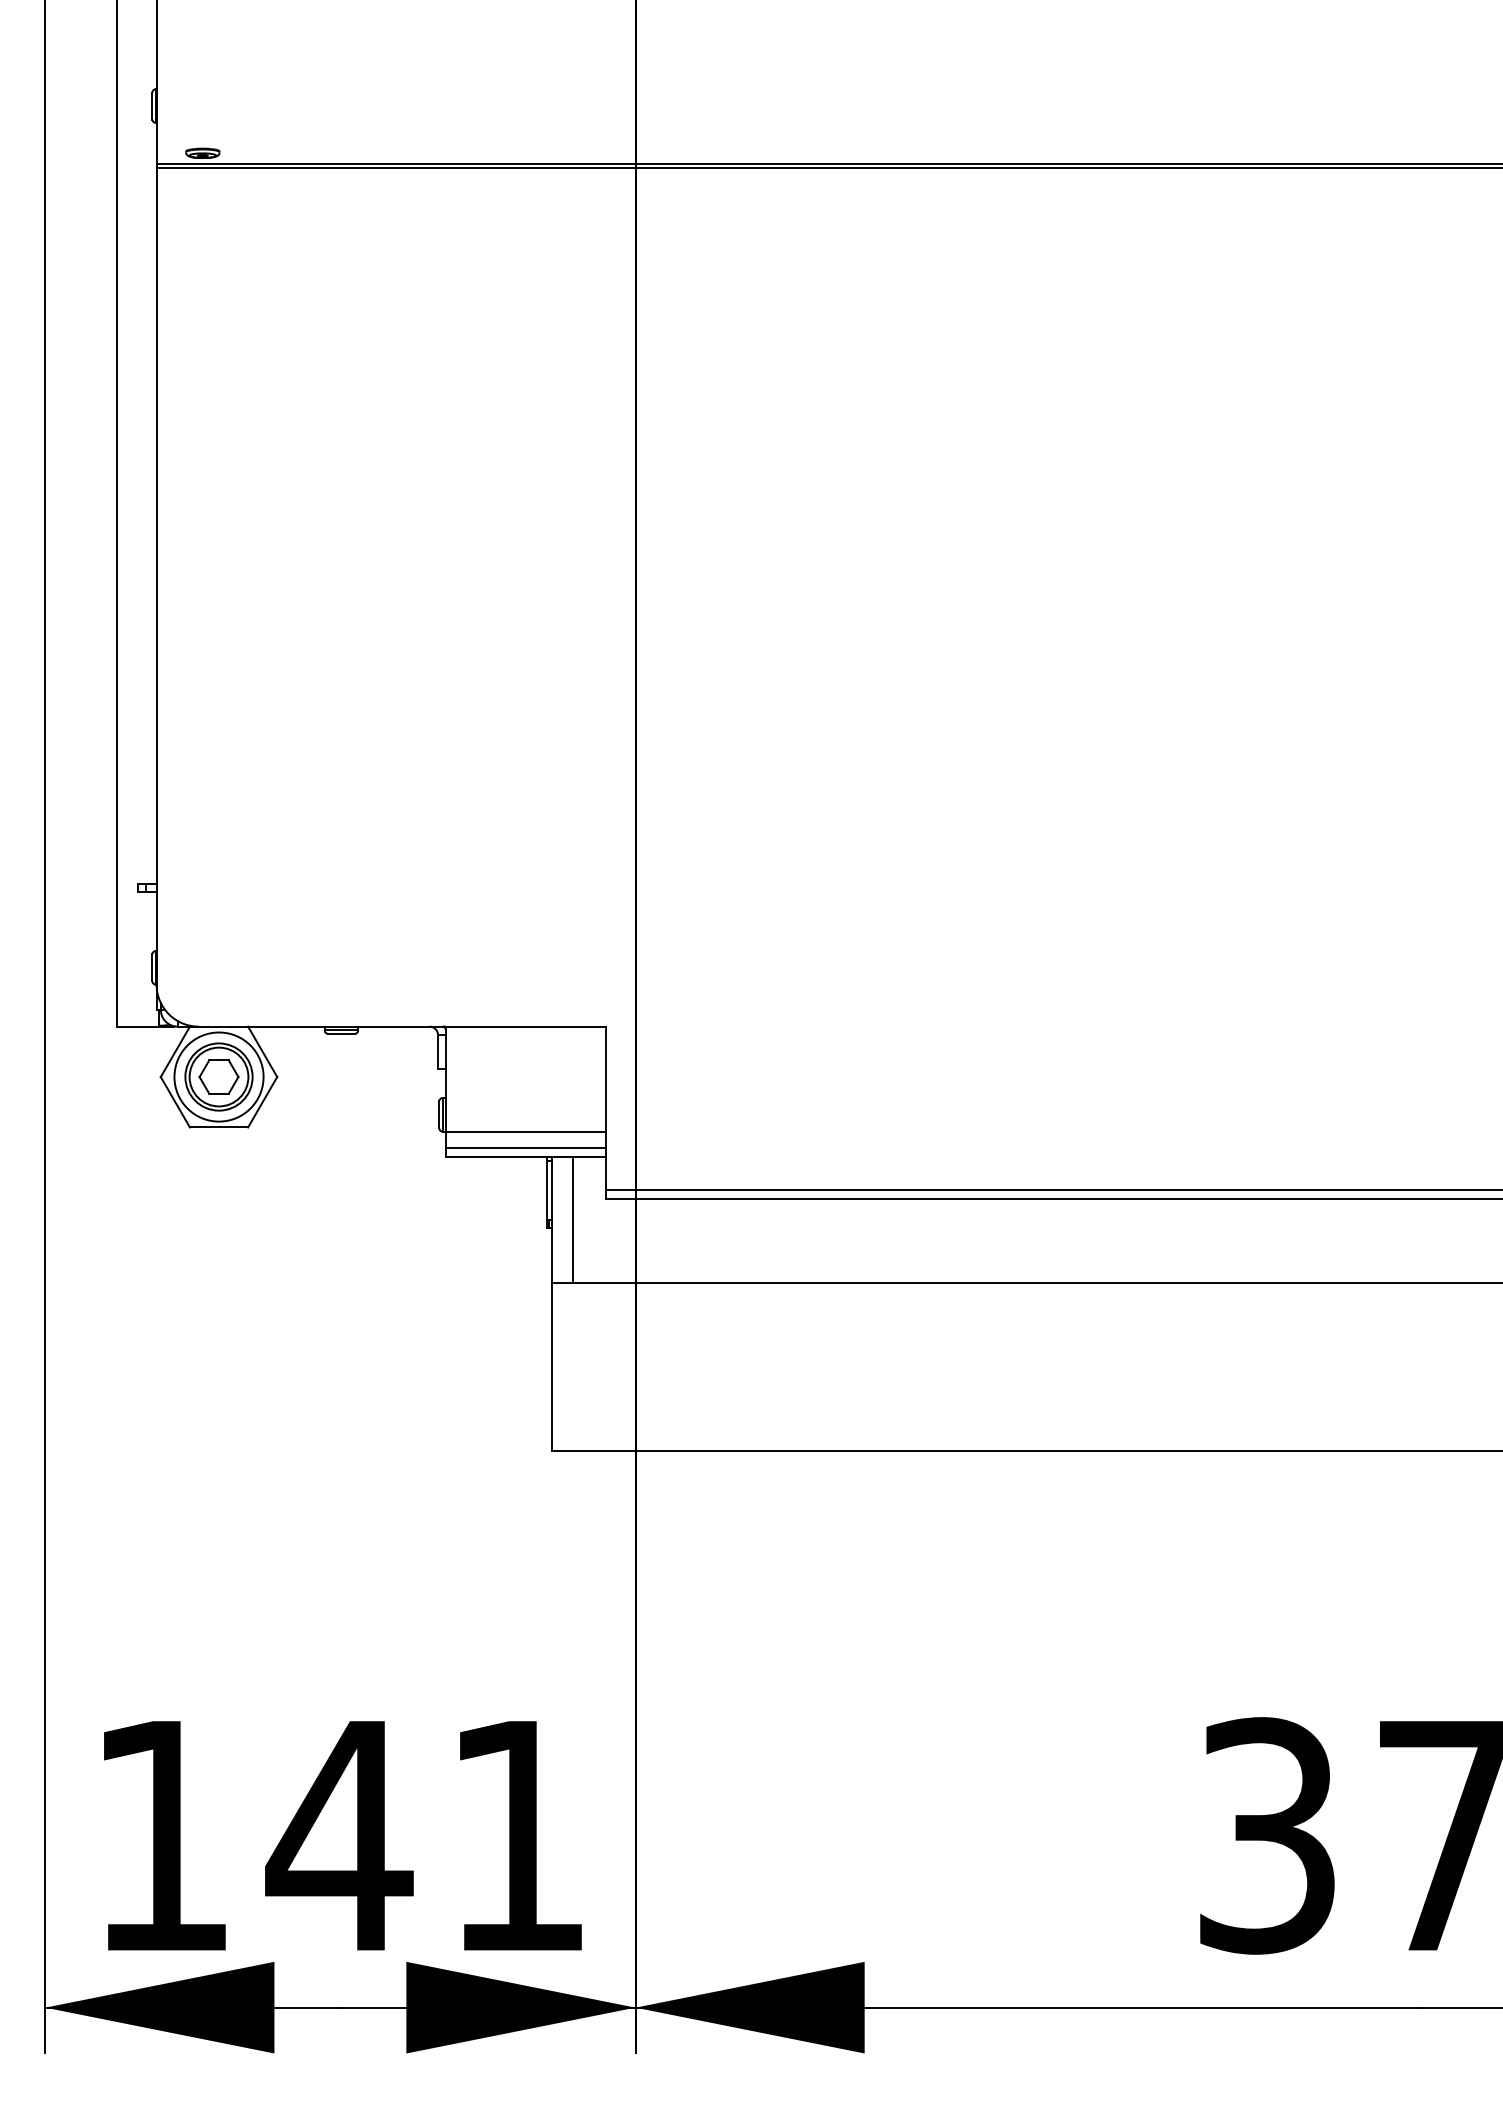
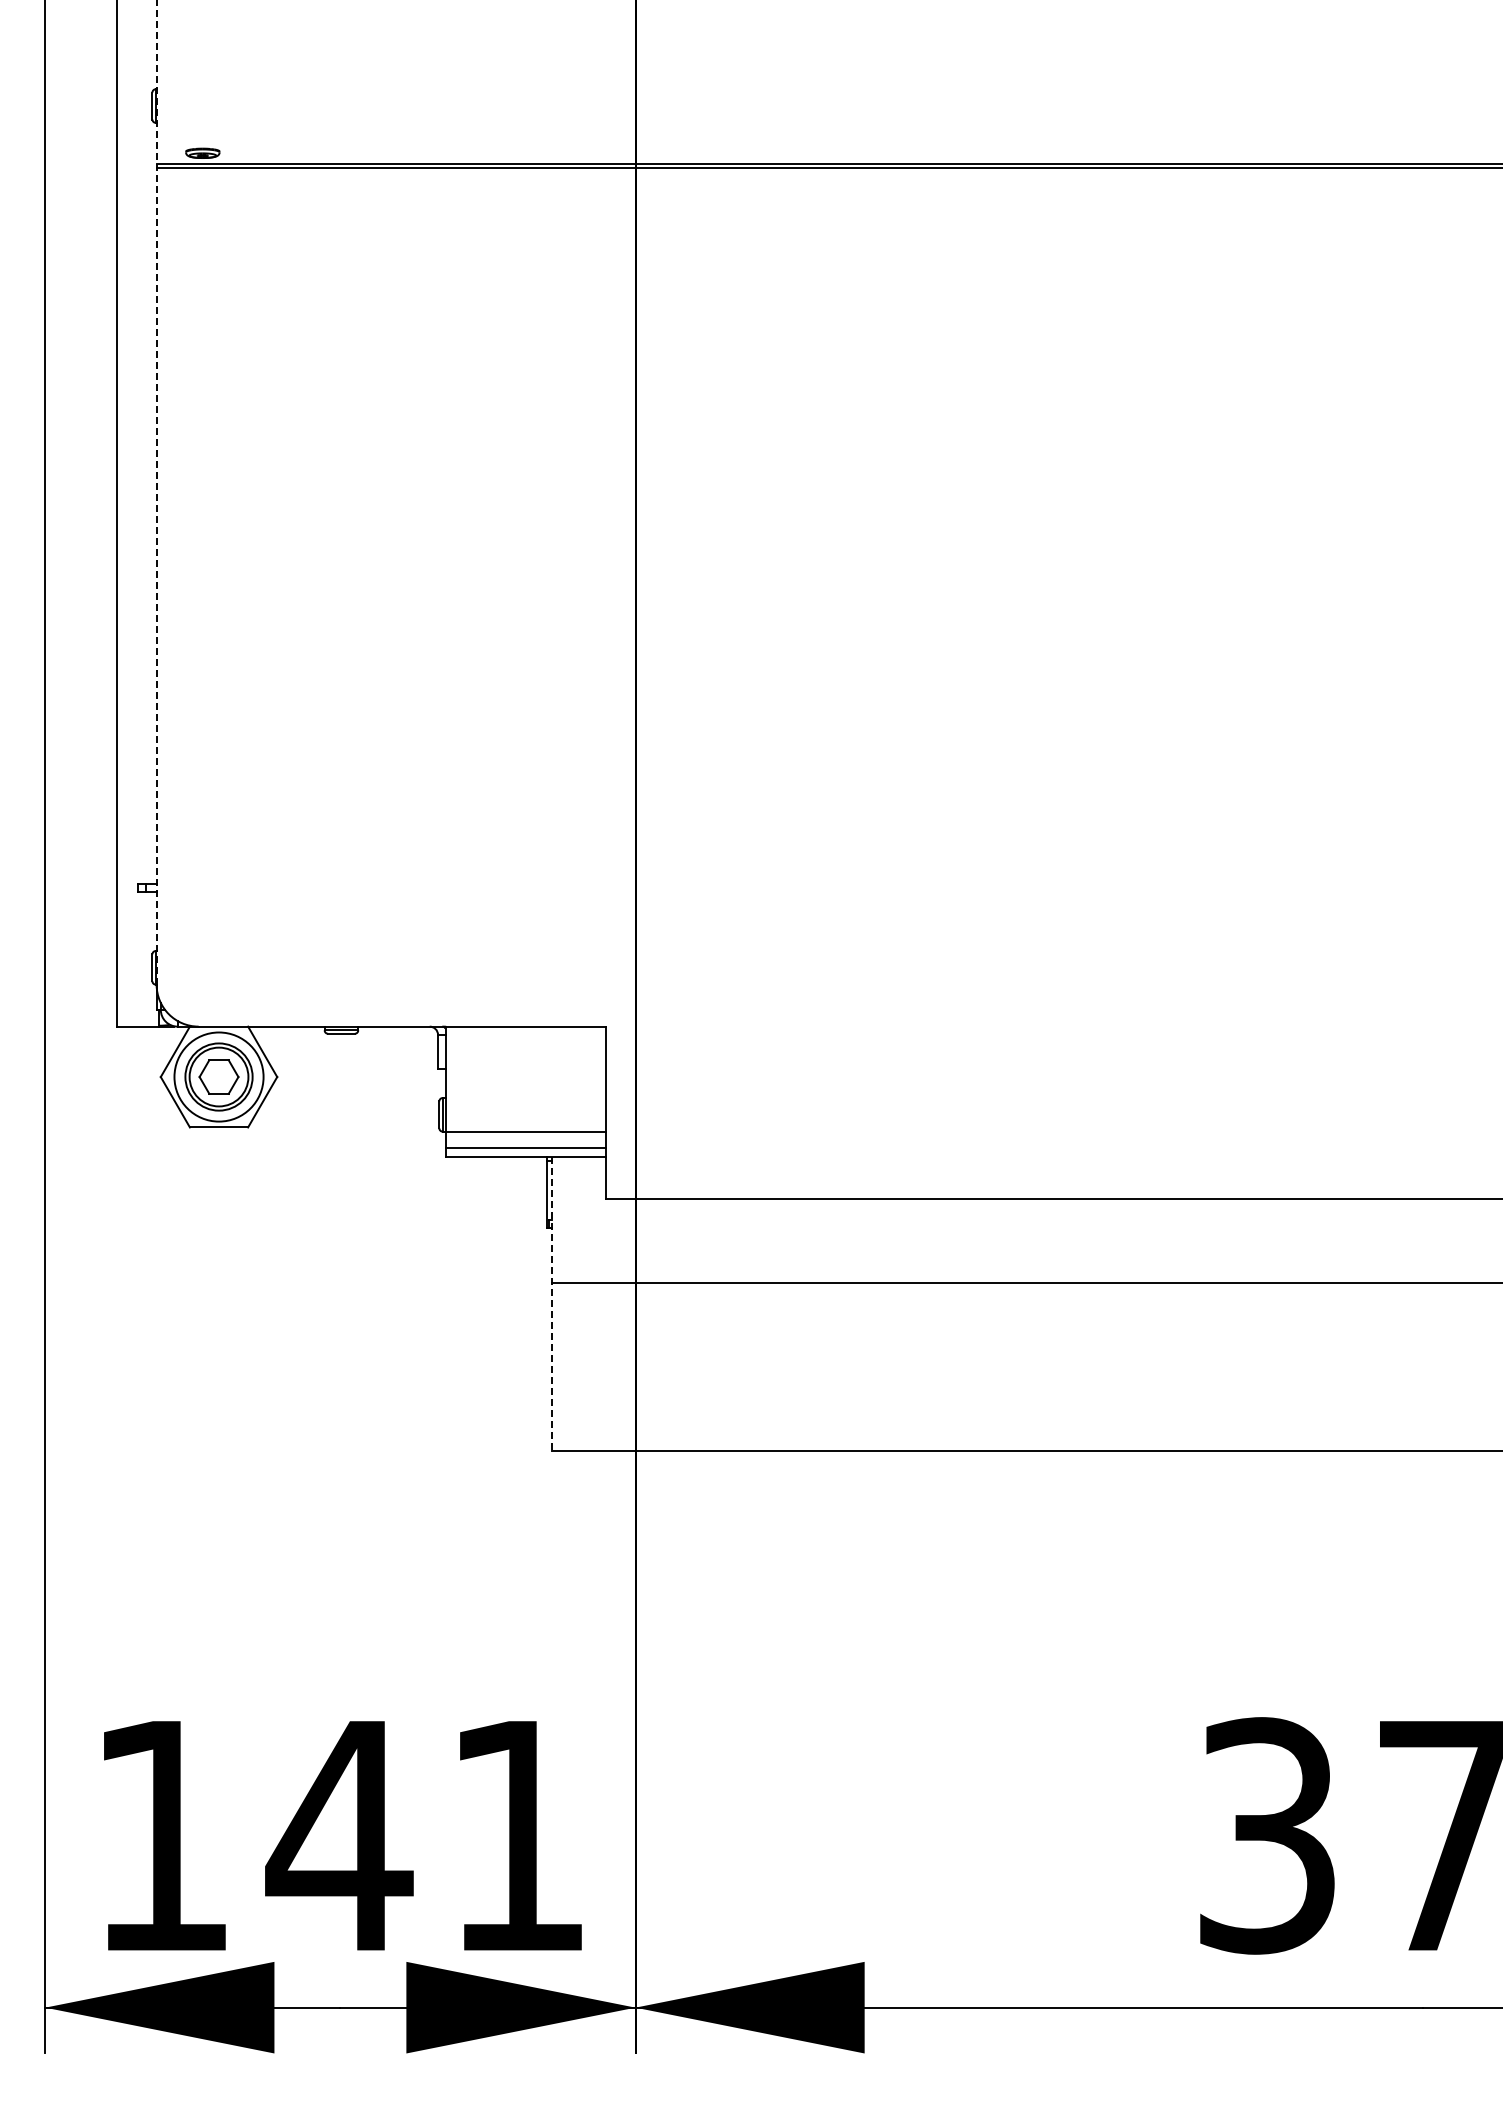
line: solid -> dashed (156, 492)
line: present -> none (1052, 1190)
line: present -> none (572, 1219)
line: solid -> dashed (551, 1304)
